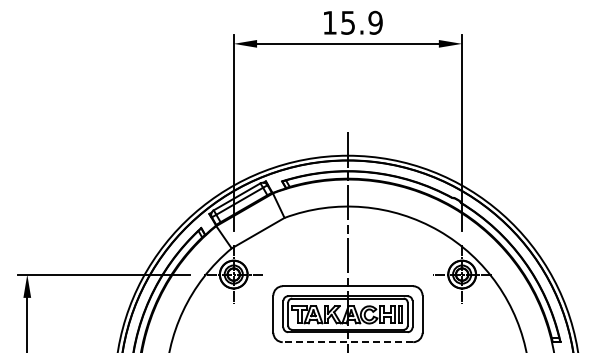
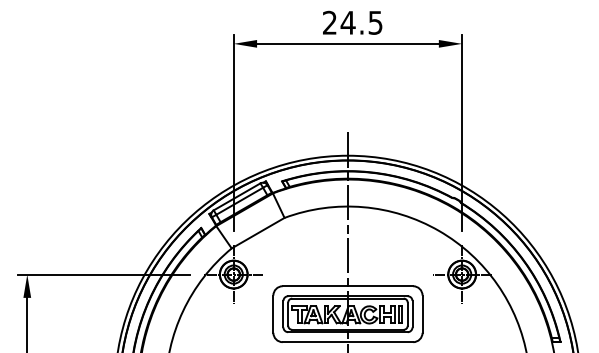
text: 15.9 -> 24.5 (352, 22)
line: dashed -> solid (347, 342)
